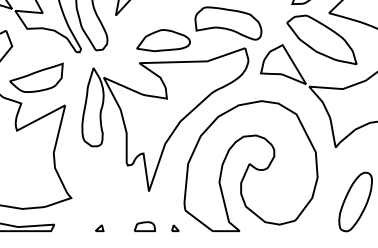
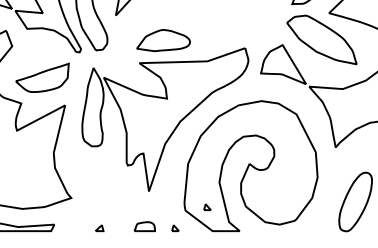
part: present -> none (228, 23)
part position: (36, 77) -> (42, 77) (42, 77)
part: none -> present (207, 206)
